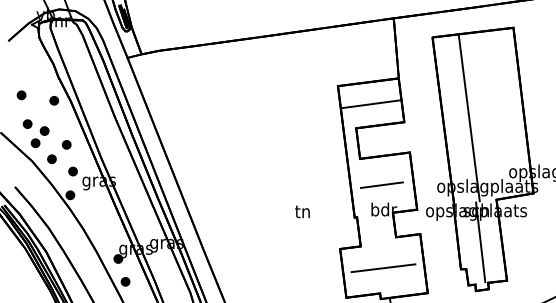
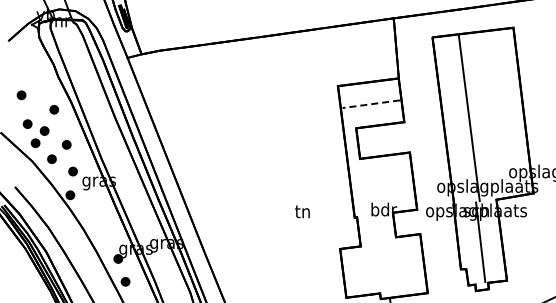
part position: (54, 100) -> (54, 109) (54, 109)
line: solid -> dashed (371, 104)
line: present -> none (381, 184)
line: present -> none (383, 268)
